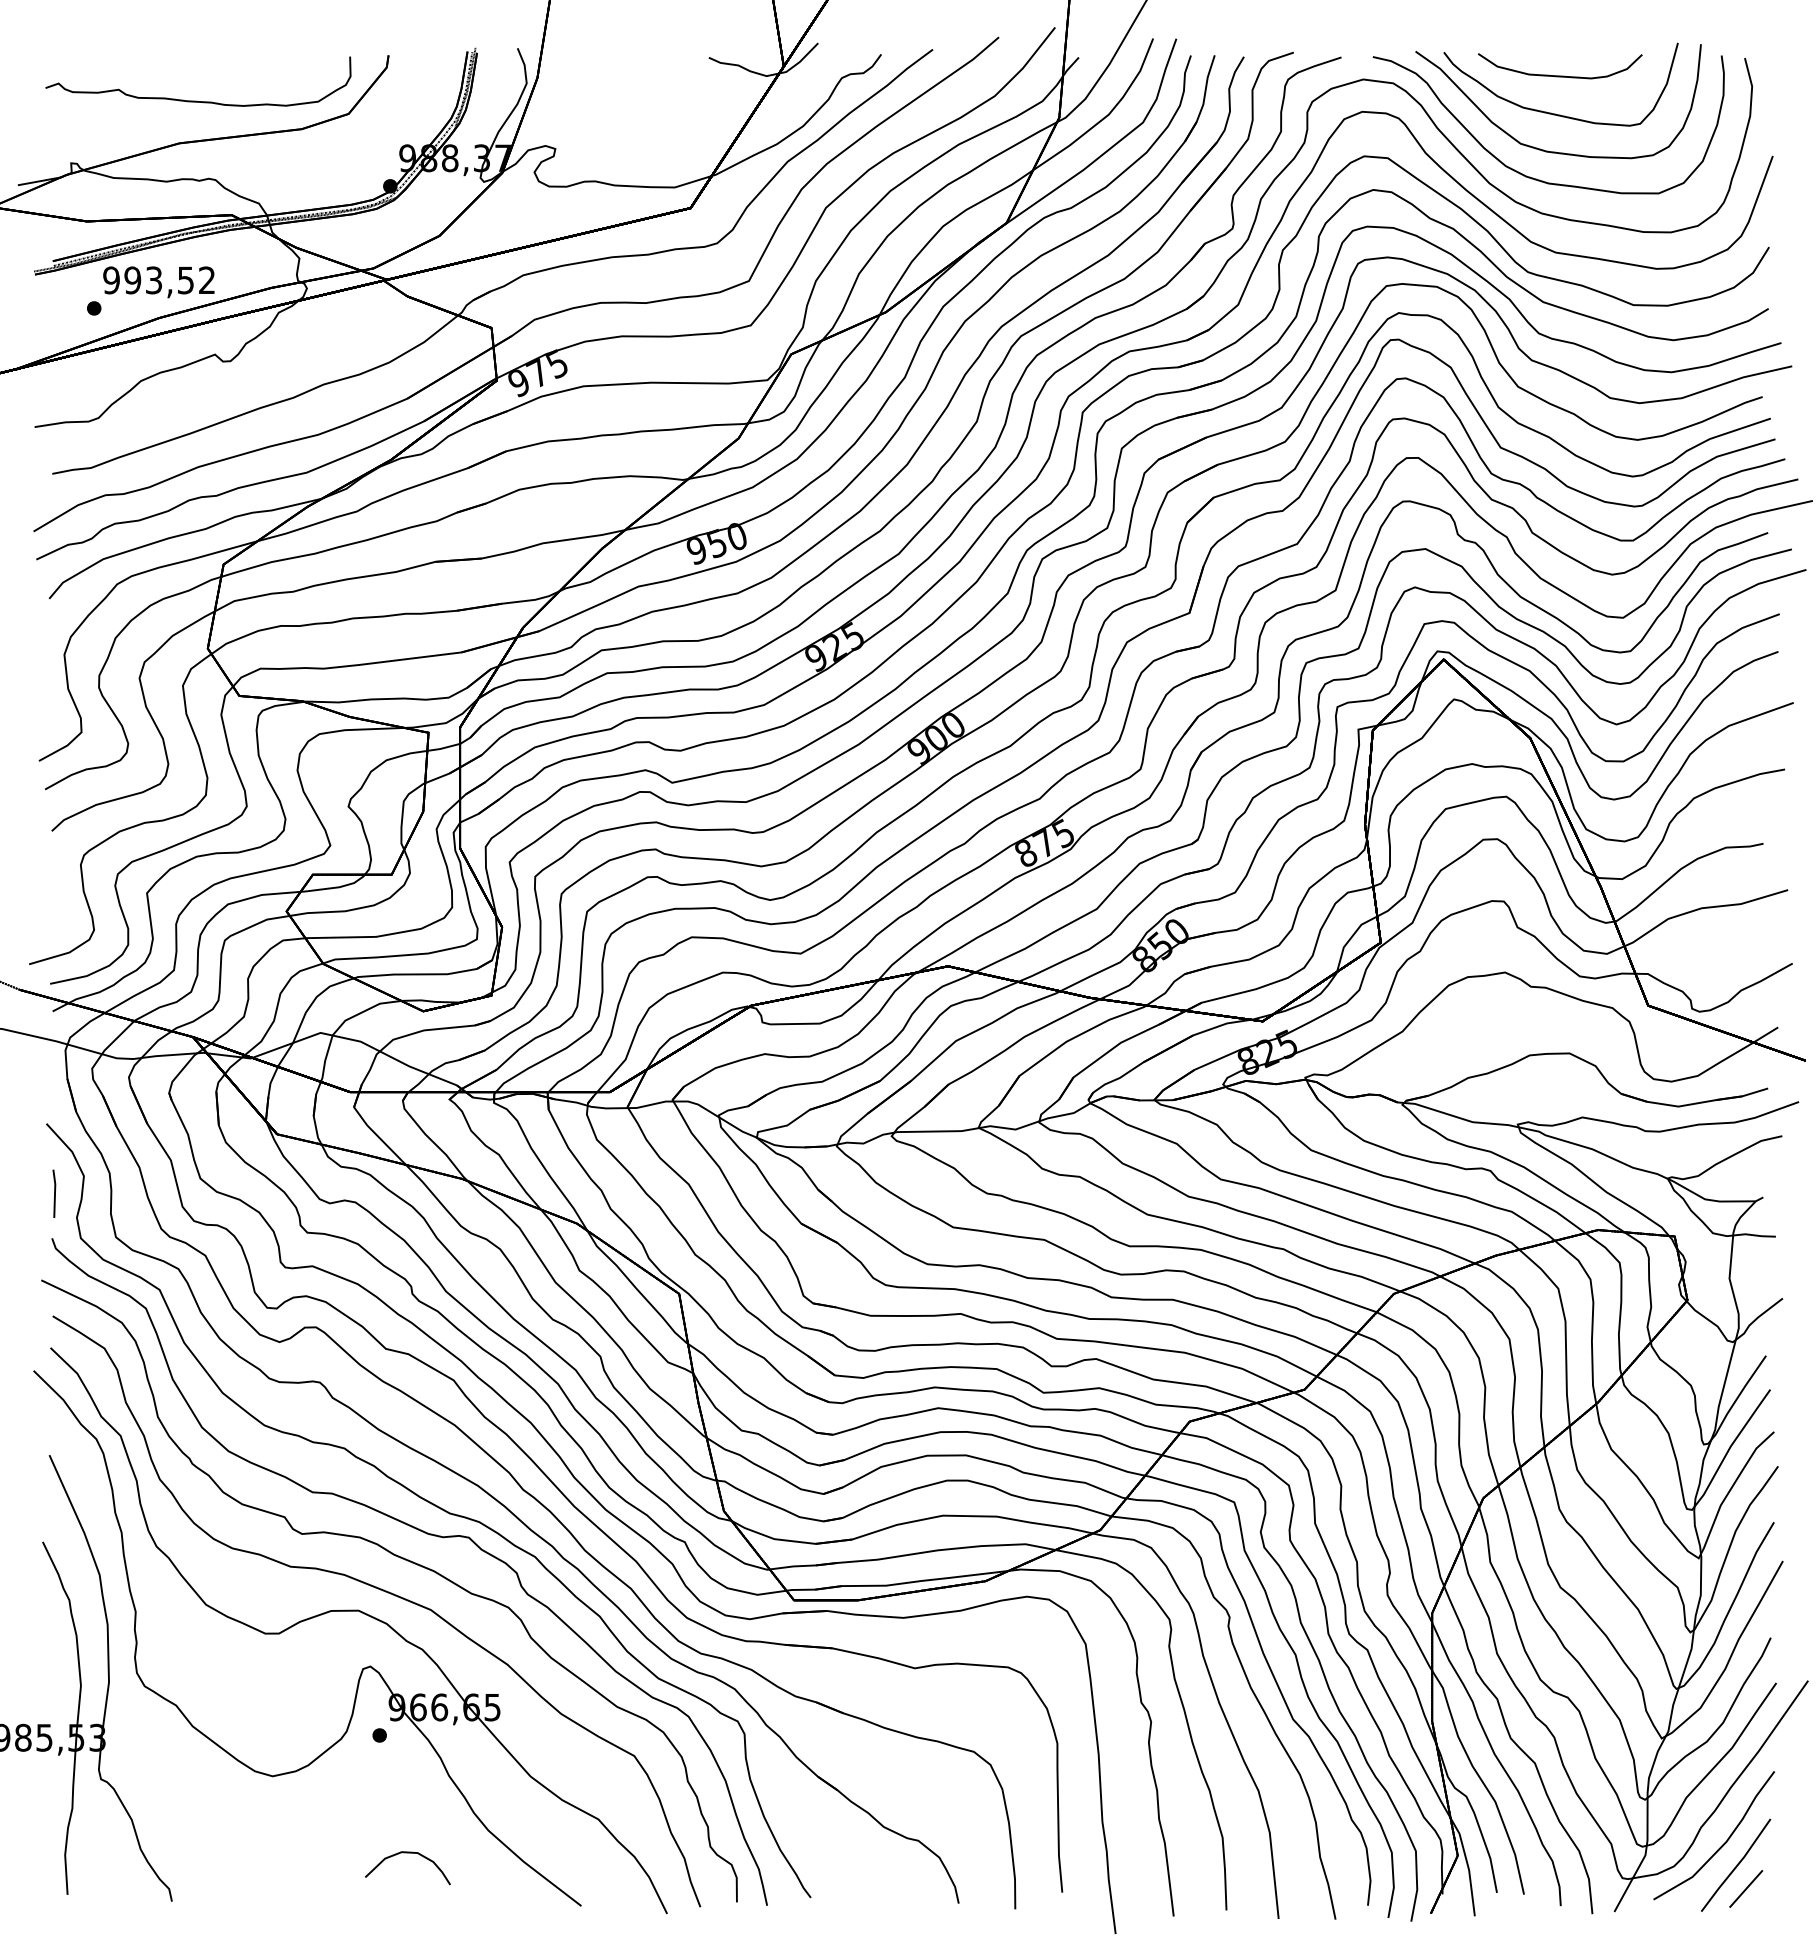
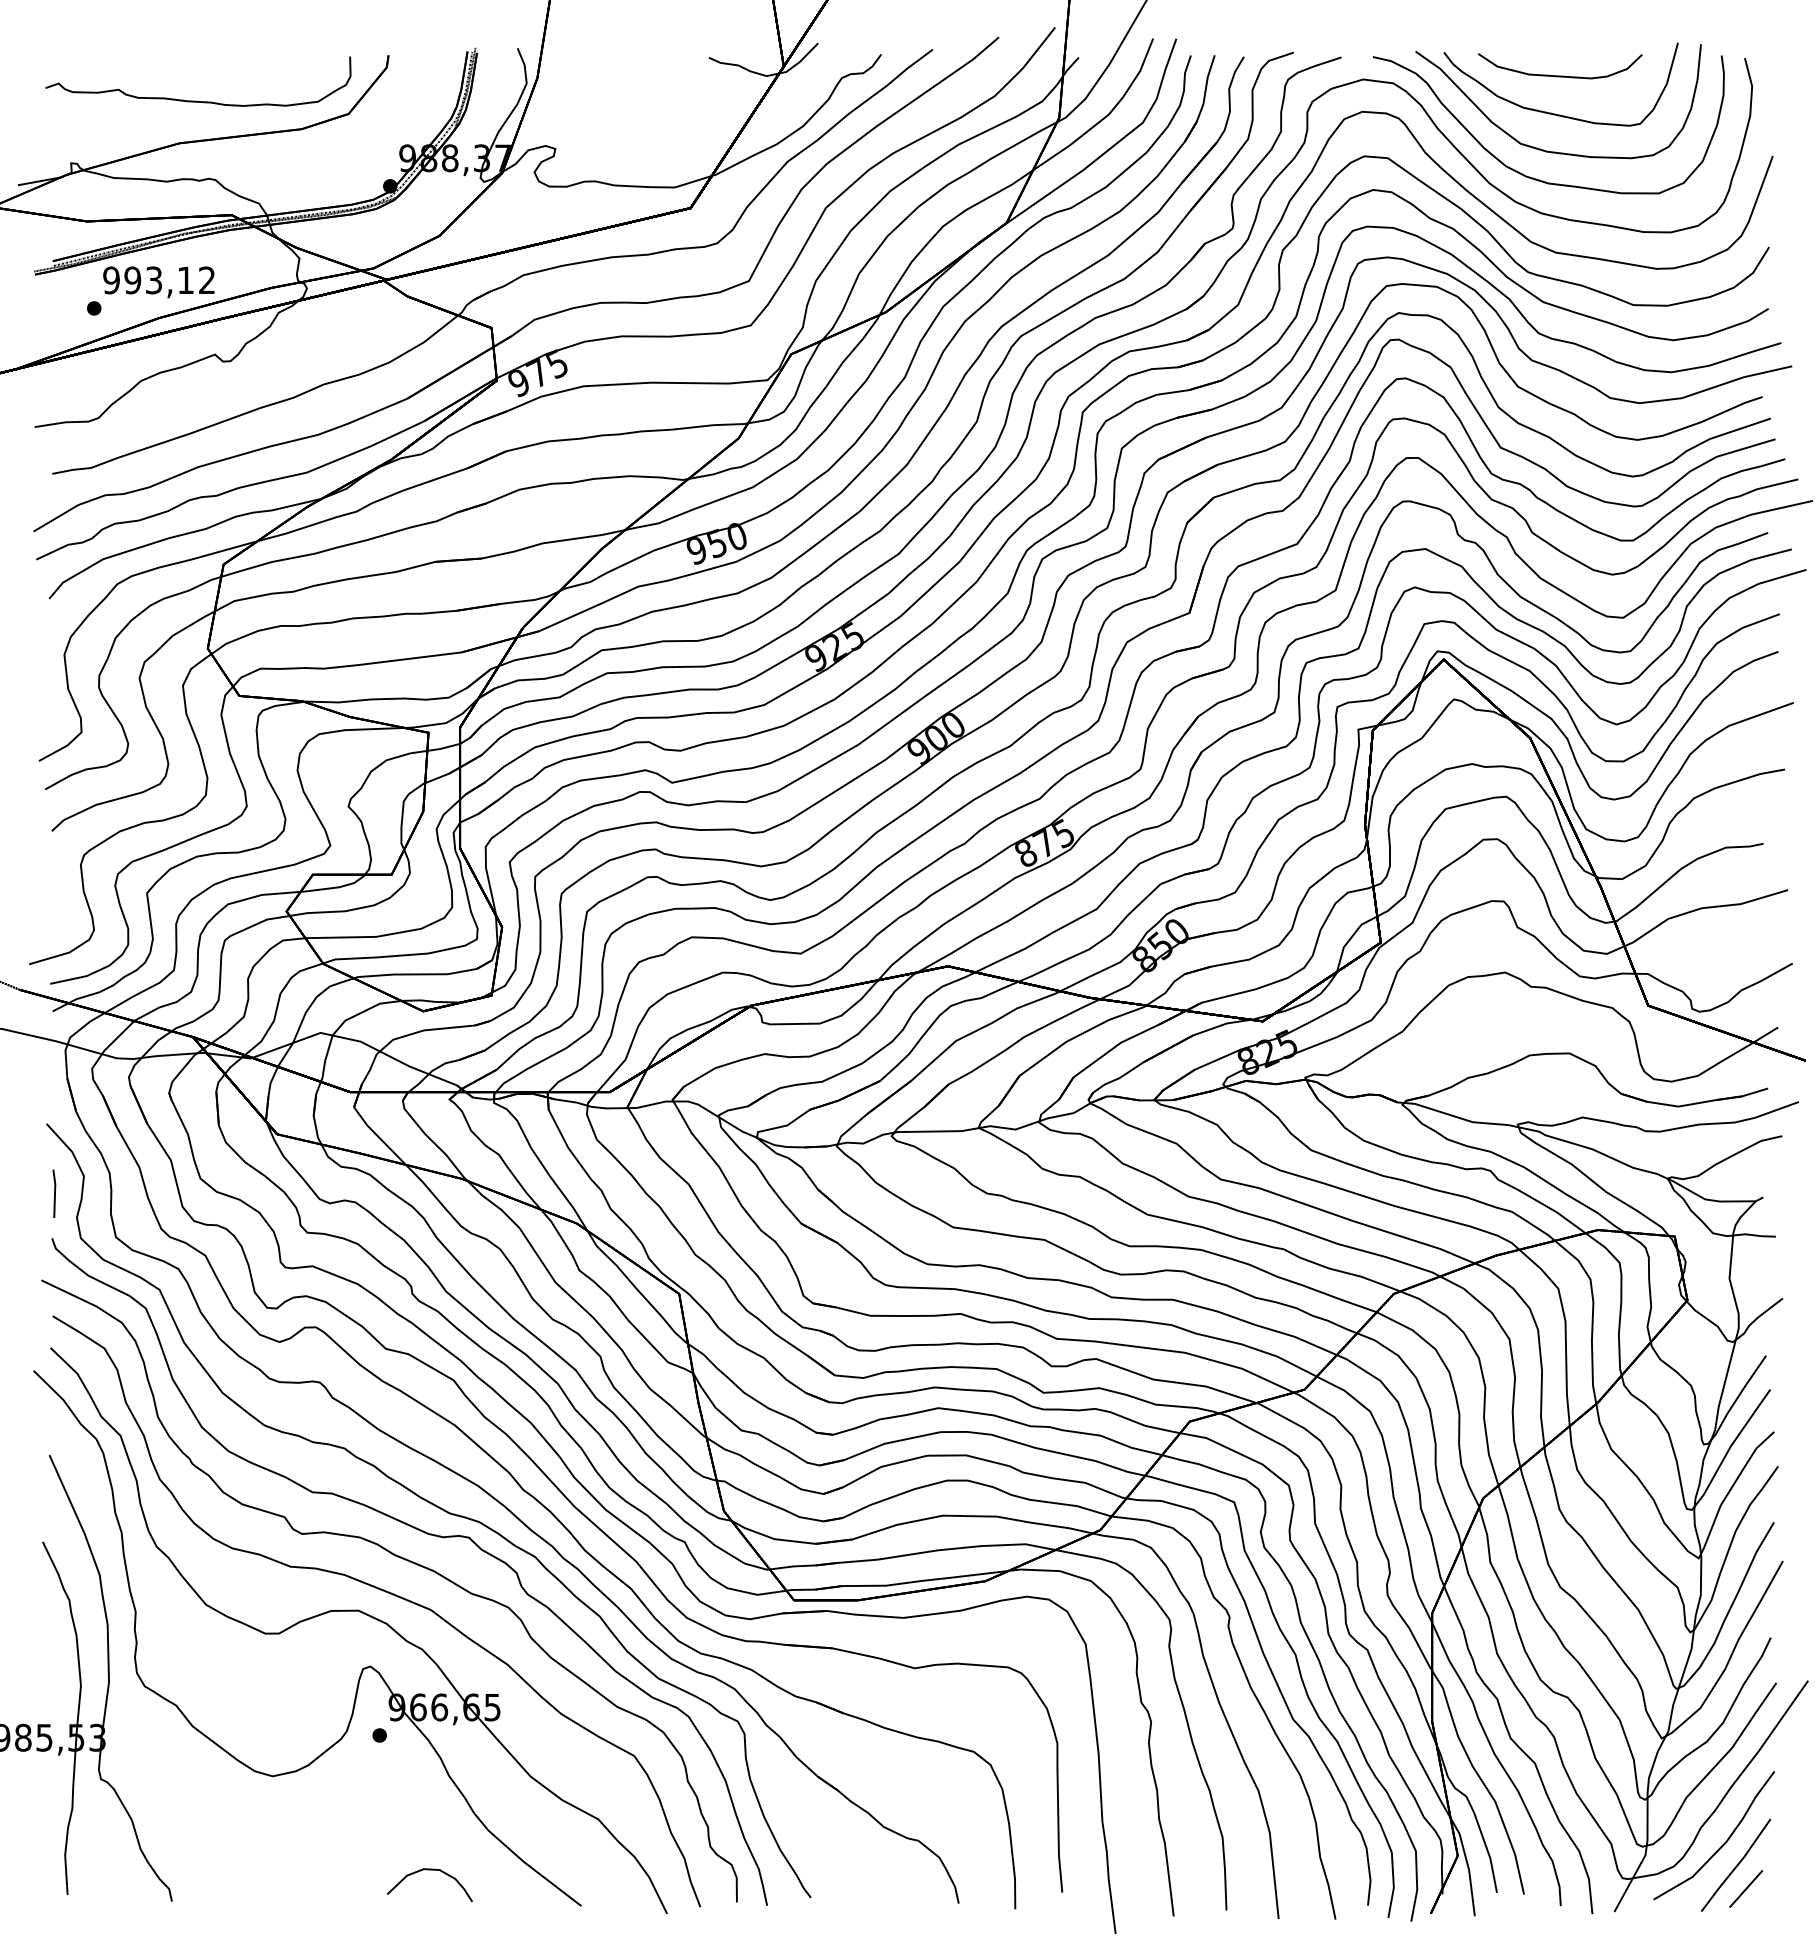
text: 993,52 -> 993,12 (185, 280)
curve position: (407, 1853) -> (429, 1870) (429, 1870)
